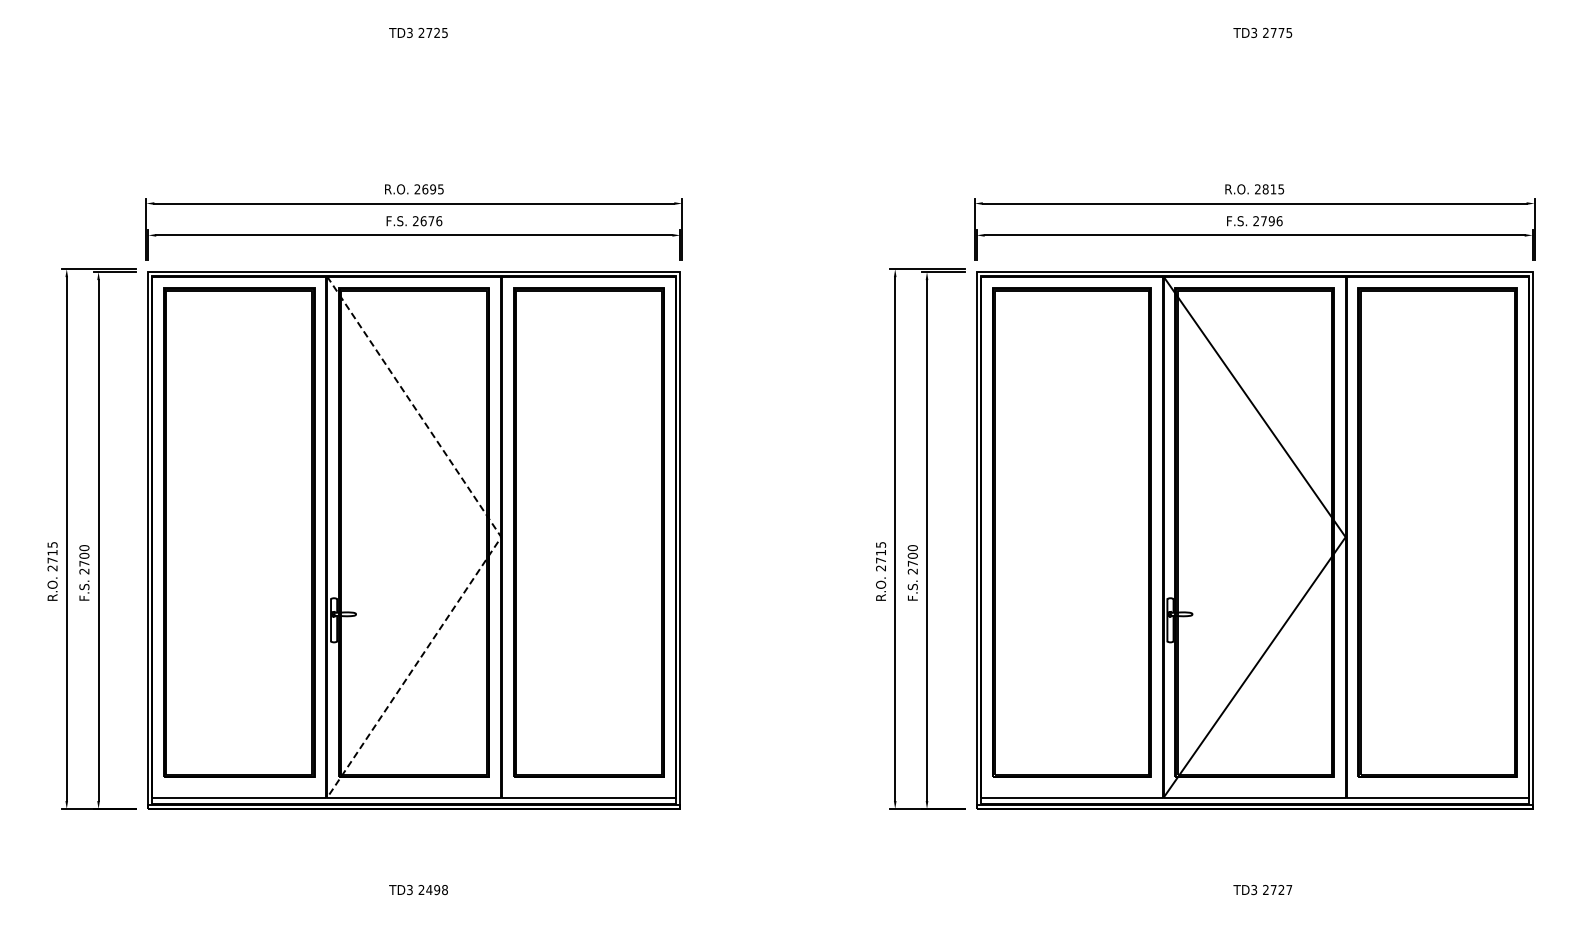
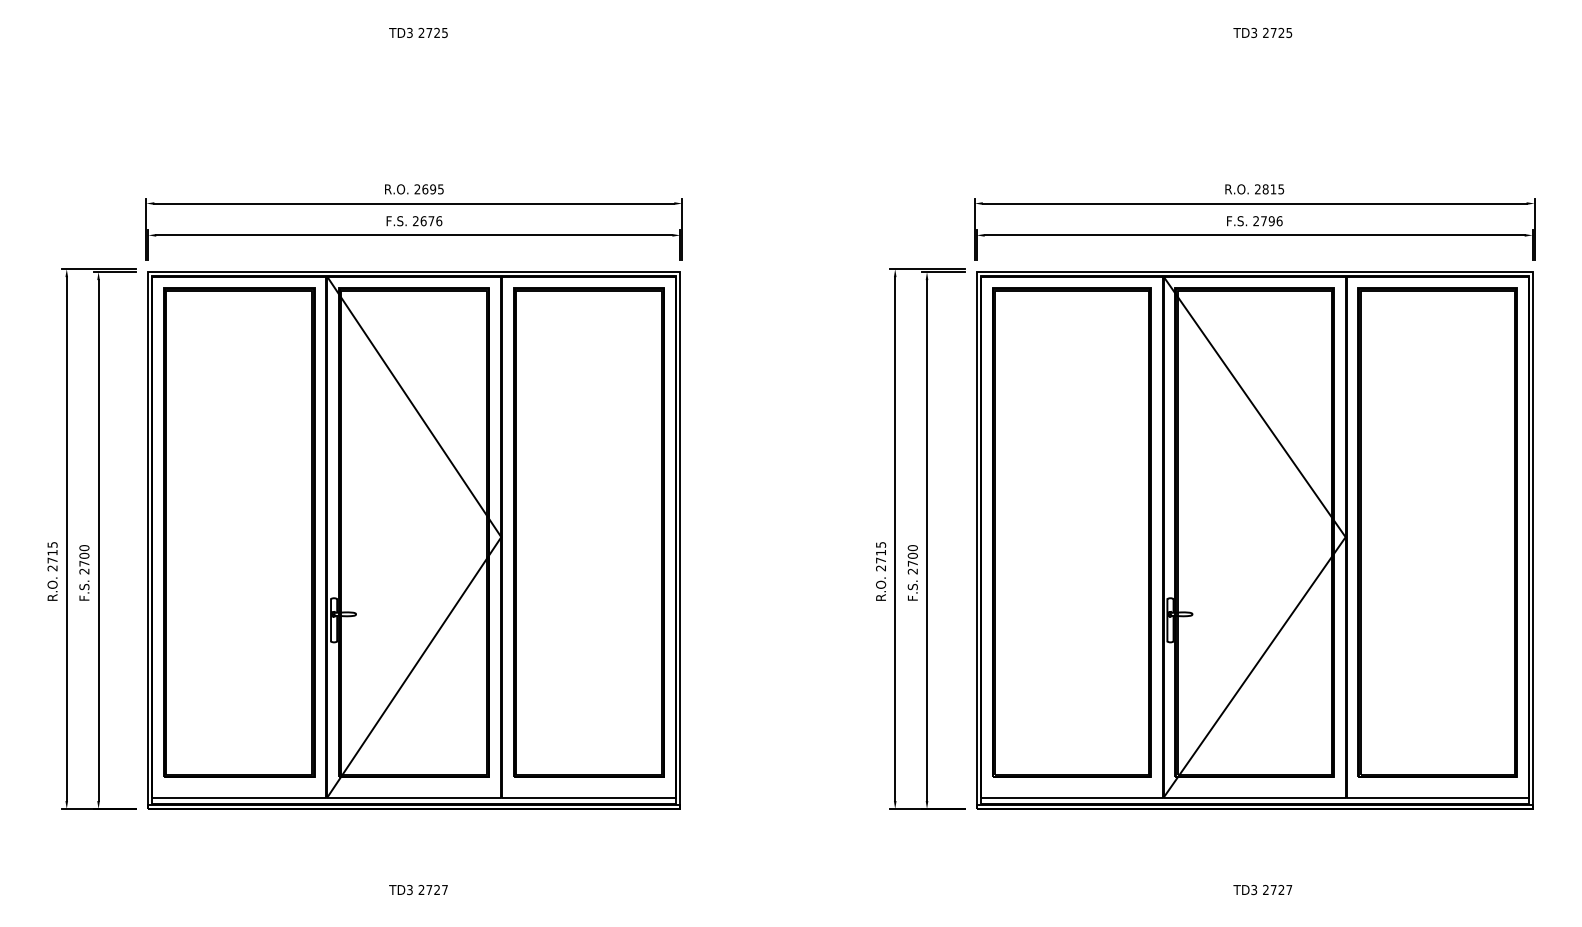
text: 2775 -> 2725 (1281, 32)
line: dashed -> solid (501, 537)
text: 2498 -> 2727 (436, 890)
